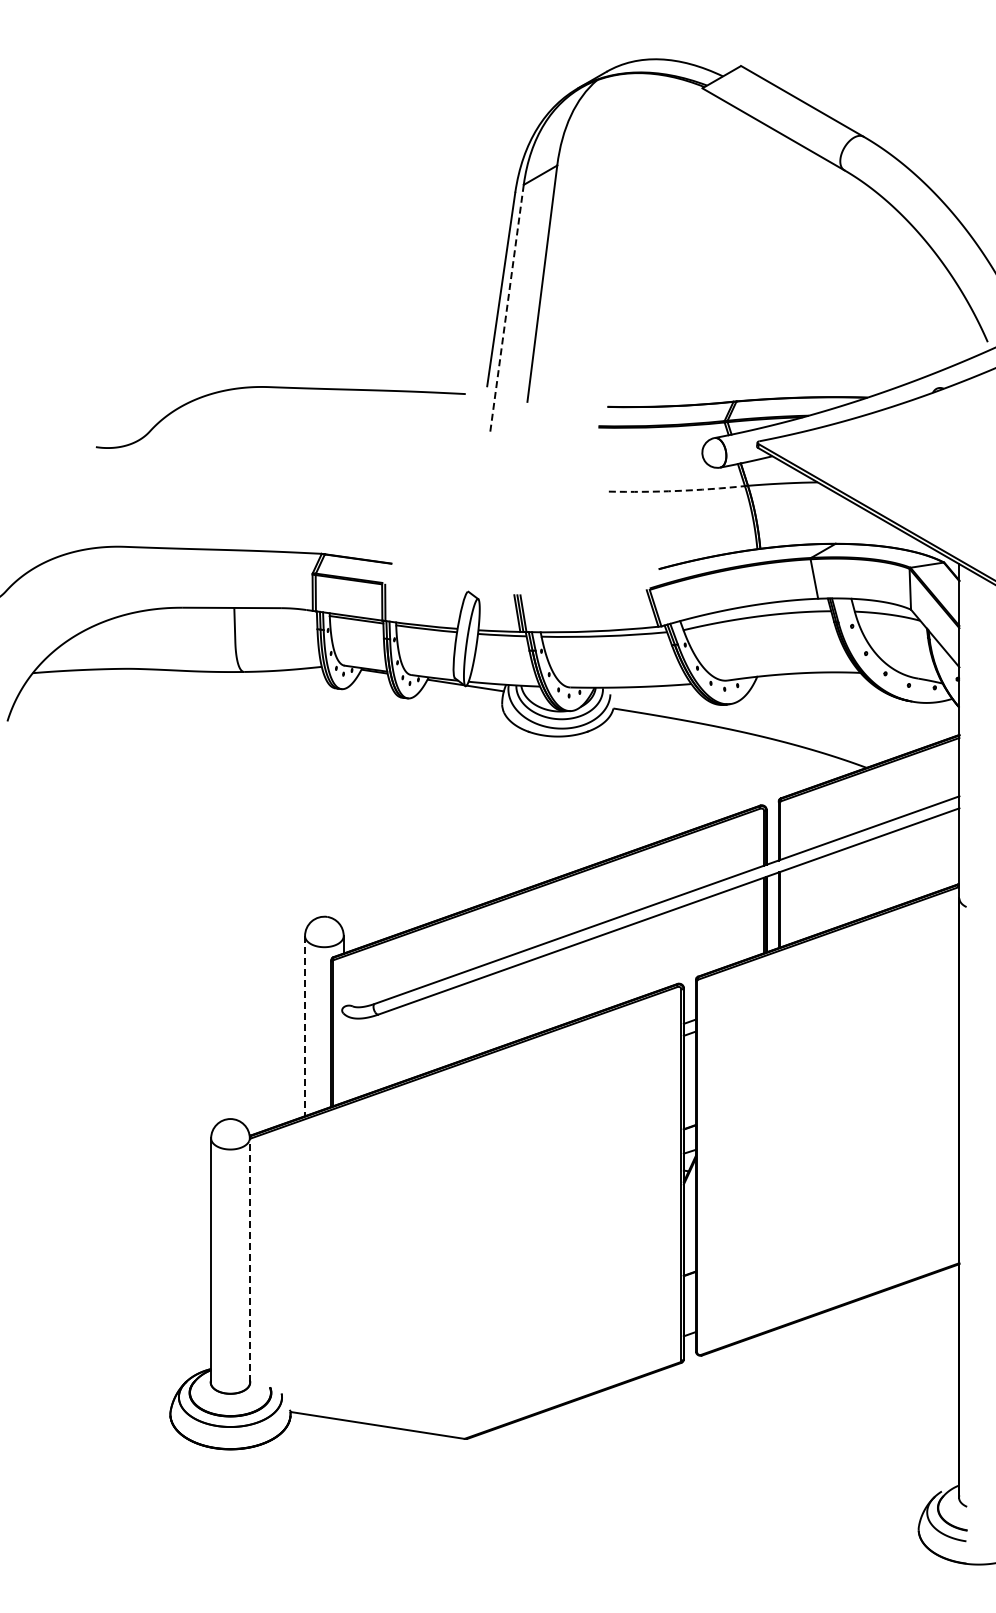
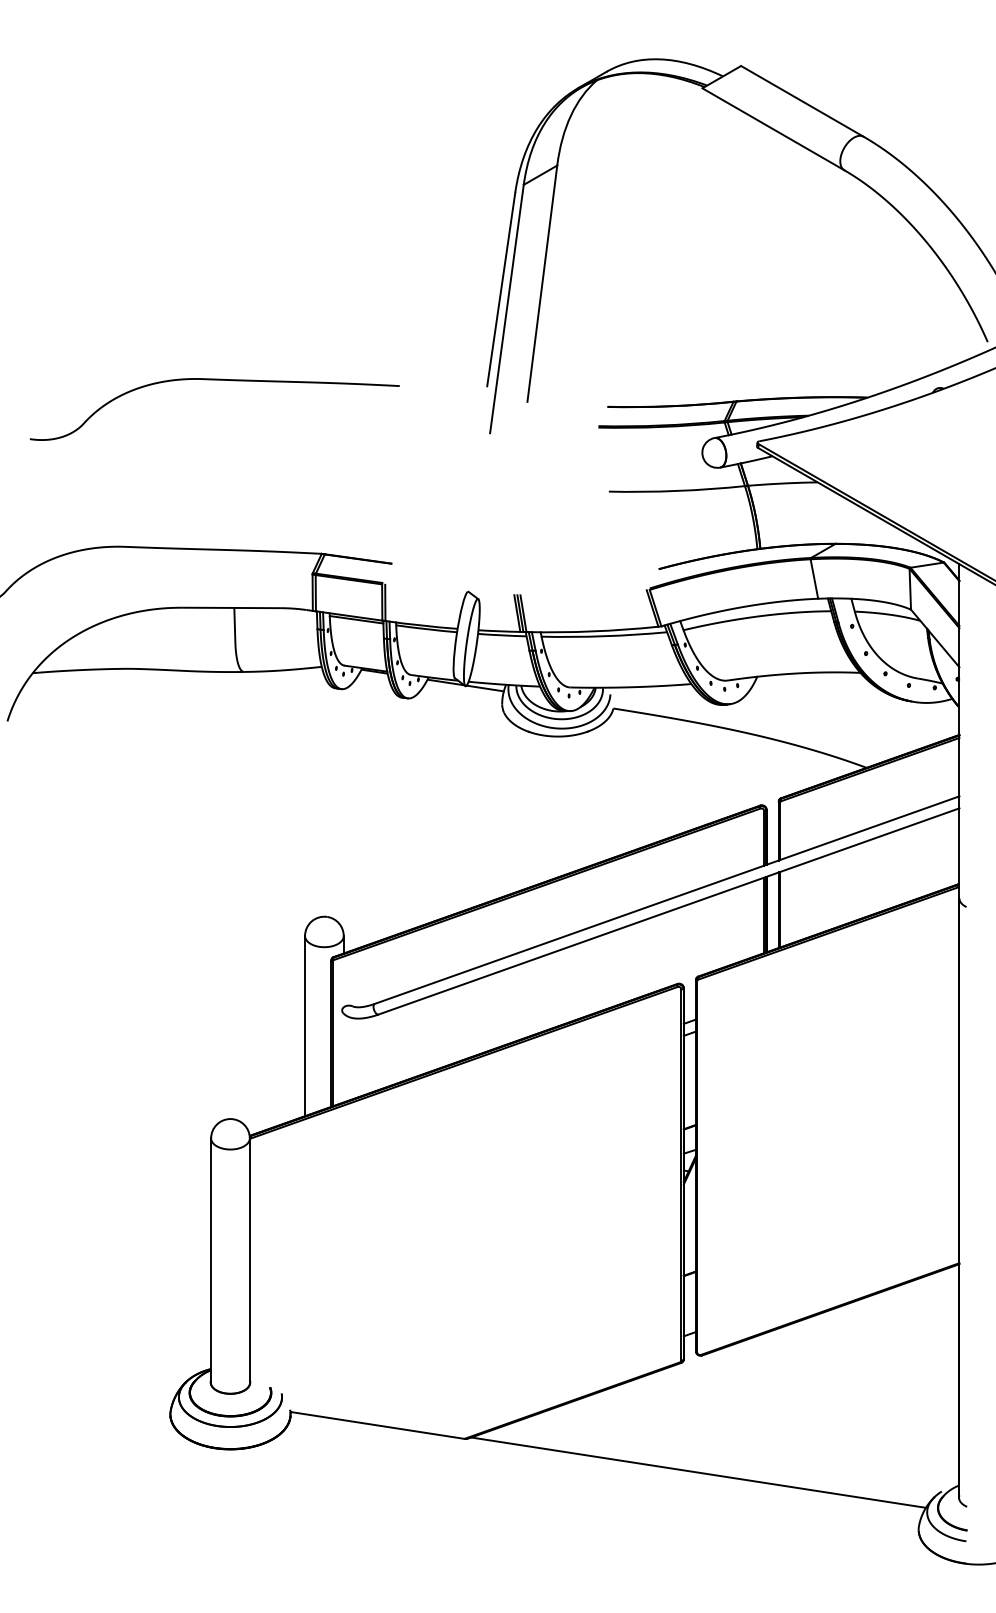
line: dashed -> solid (506, 309)
curve position: (280, 388) -> (214, 380) (214, 380)
arc: dashed -> solid (677, 490)
line: dashed -> solid (305, 1026)
line: dashed -> solid (249, 1259)
line: none -> present (698, 1472)
